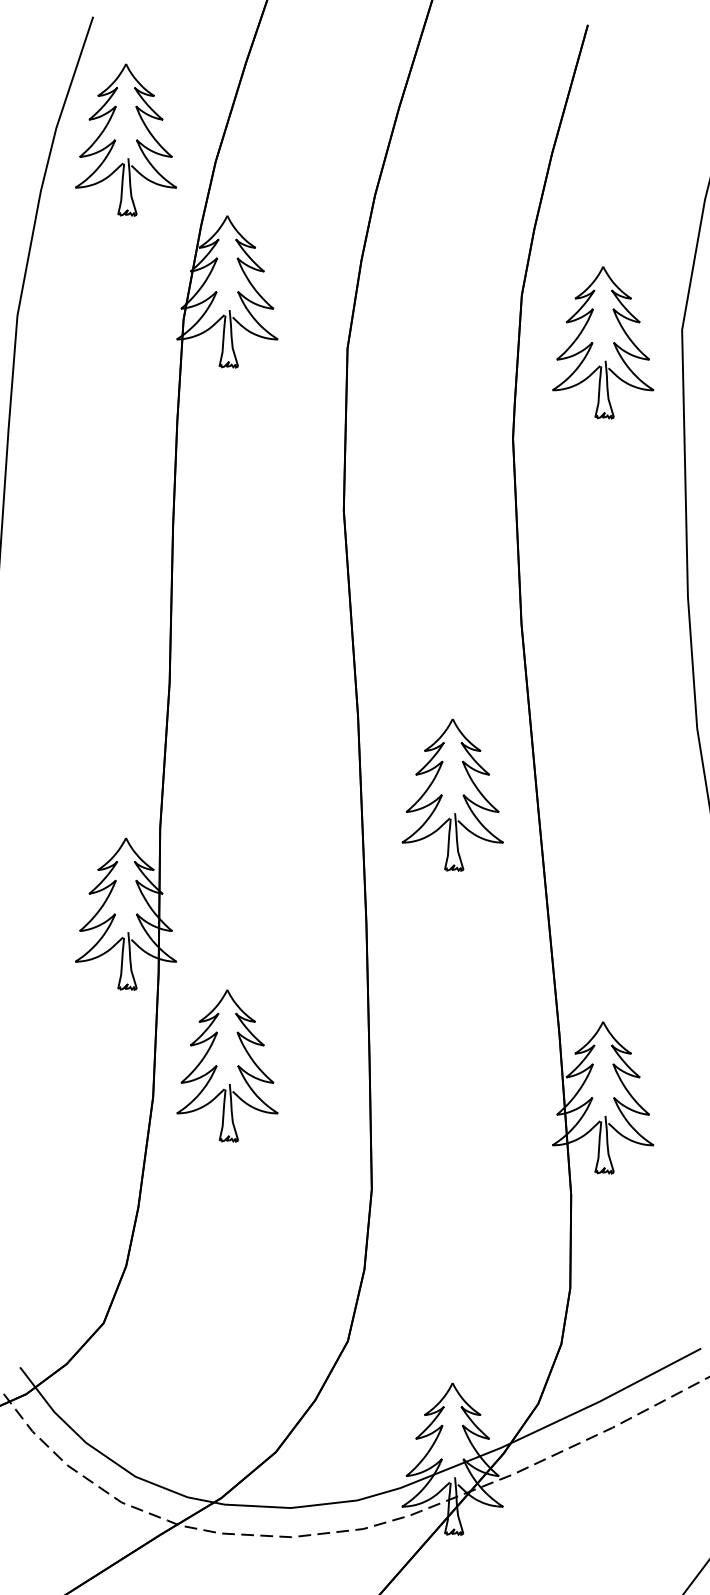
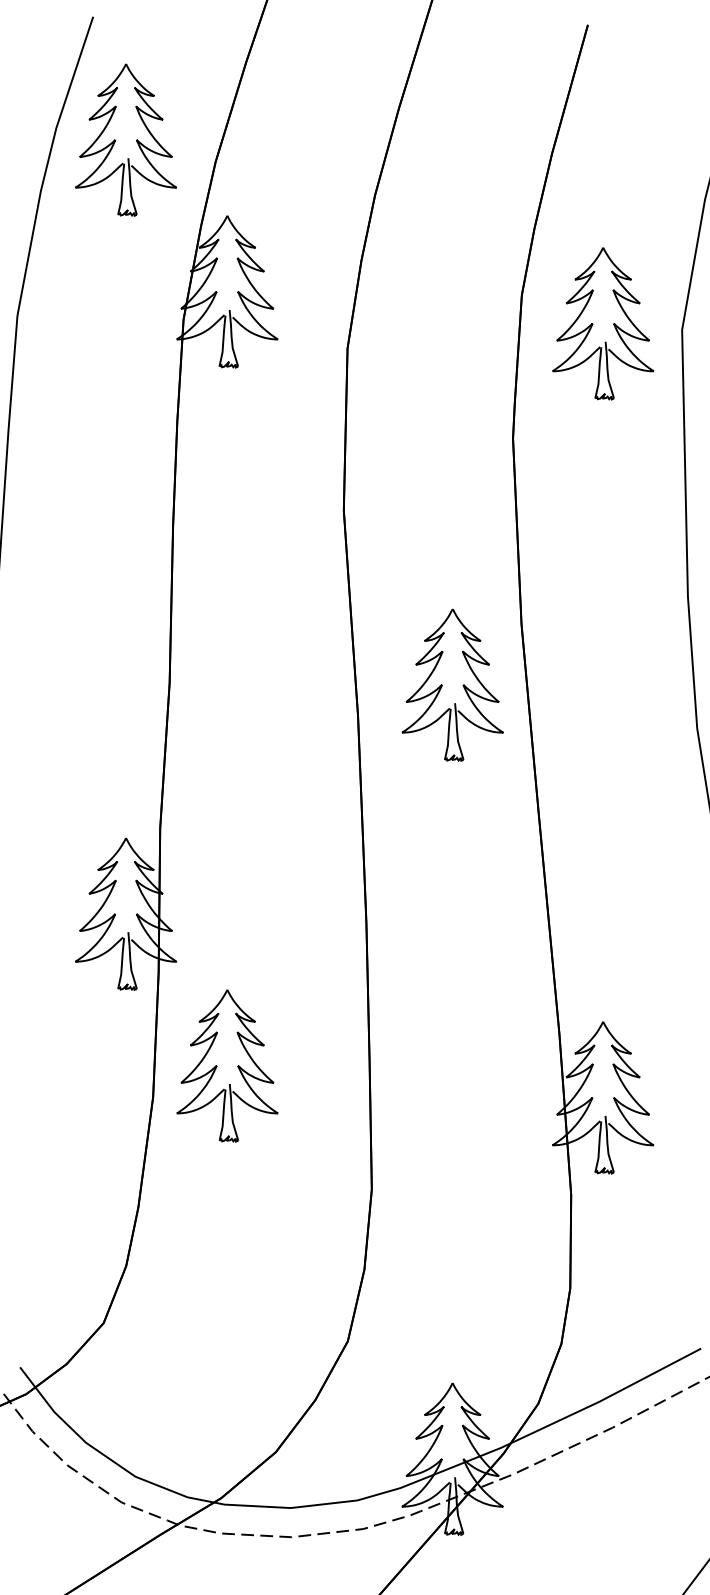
part position: (603, 342) -> (603, 323) (603, 323)
part position: (452, 794) -> (452, 684) (452, 684)
